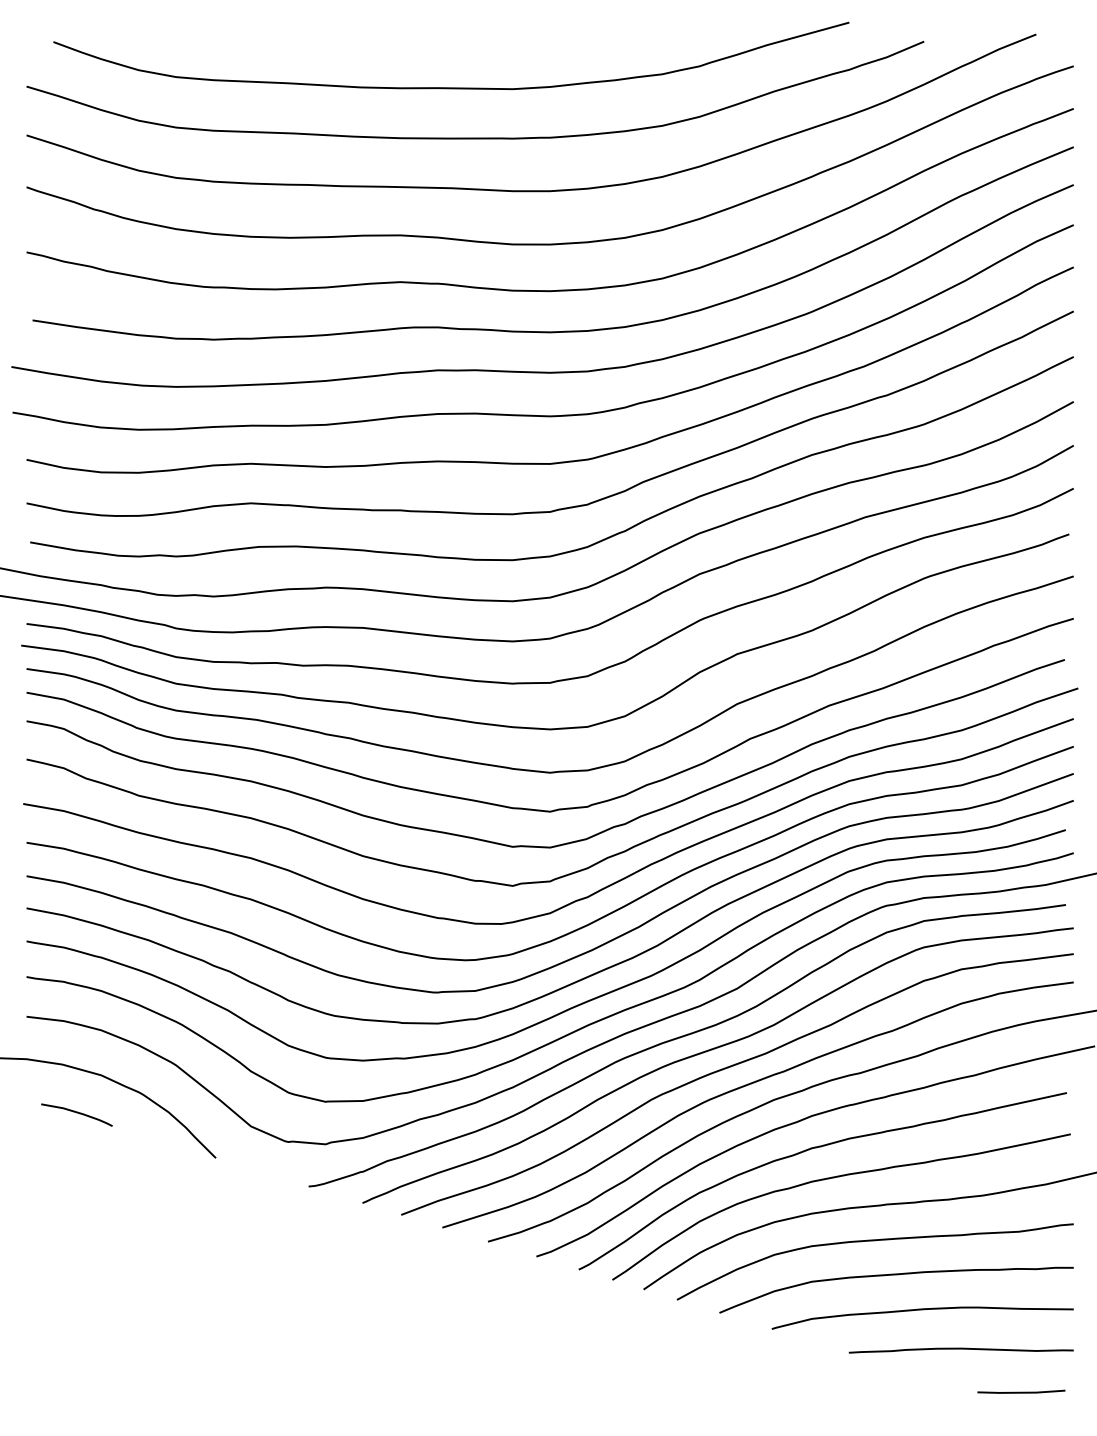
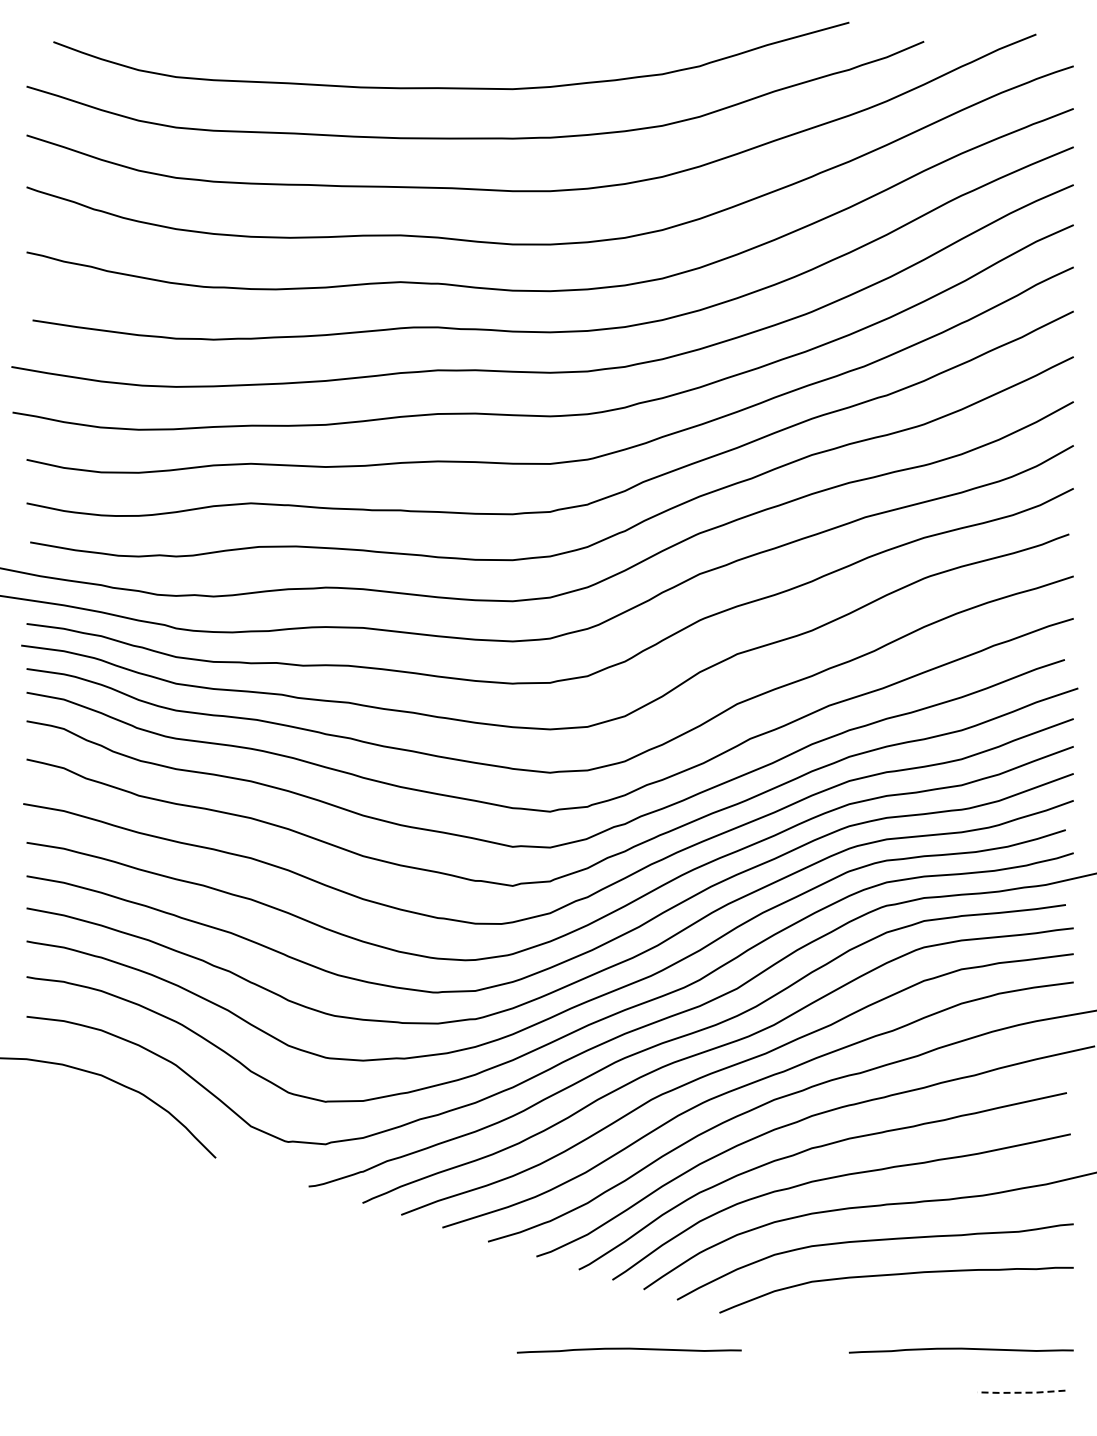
curve: present -> none (76, 1113)
curve: present -> none (922, 1310)
curve: none -> present (628, 1349)
line: solid -> dashed (1021, 1392)
